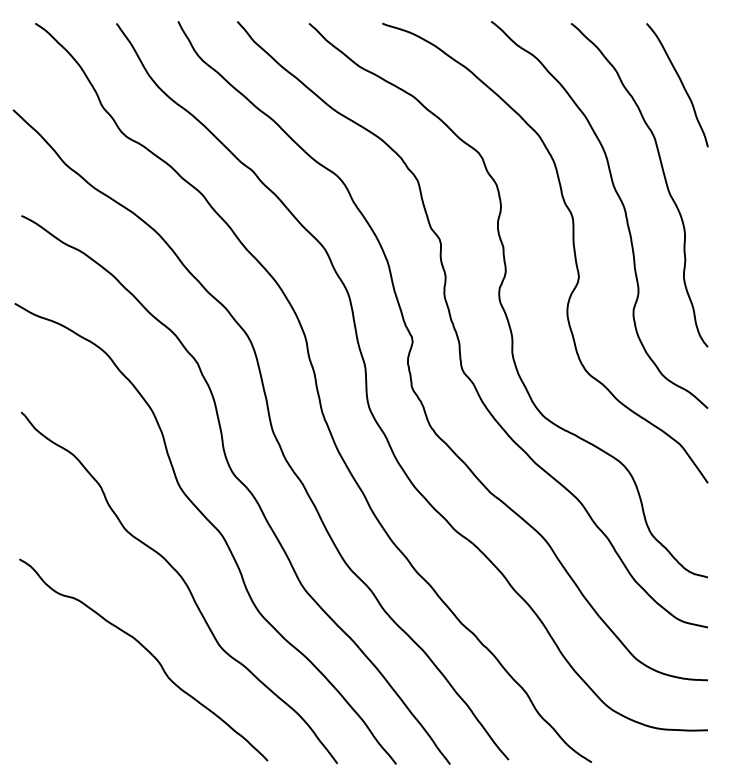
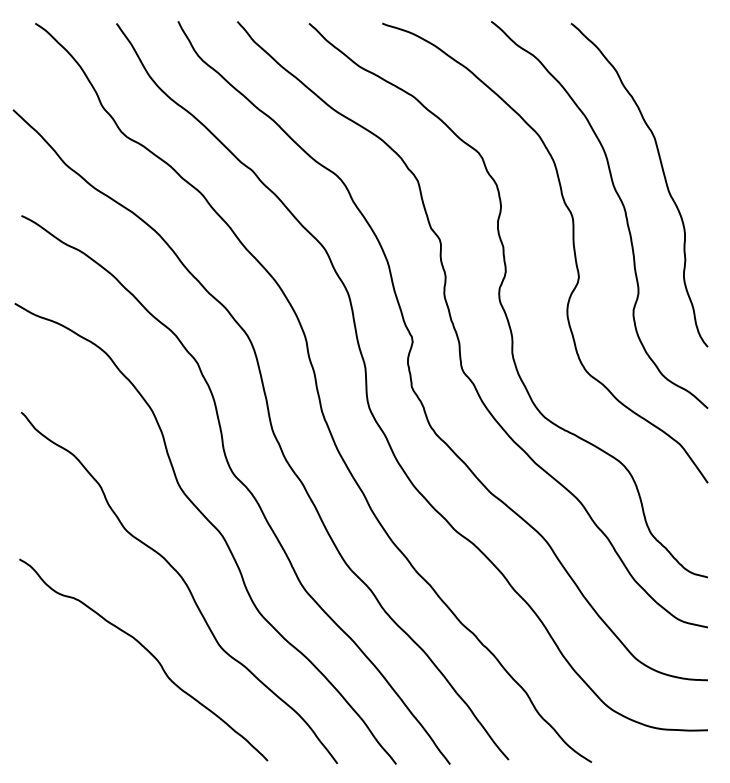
curve: present -> none (681, 84)
